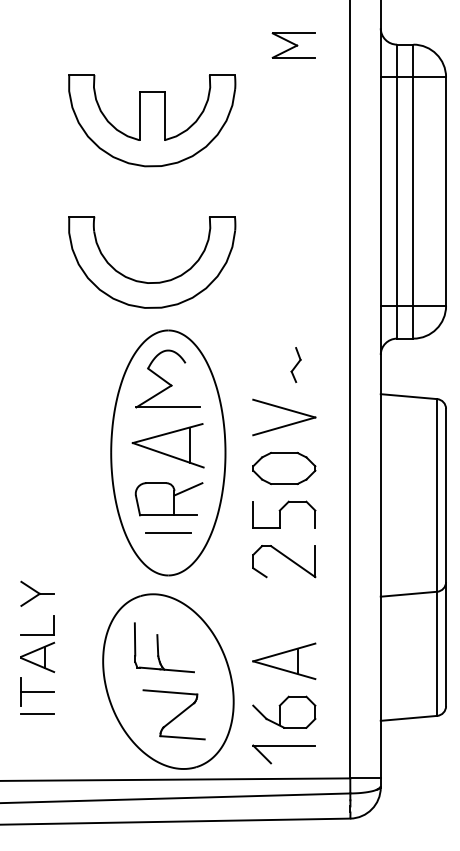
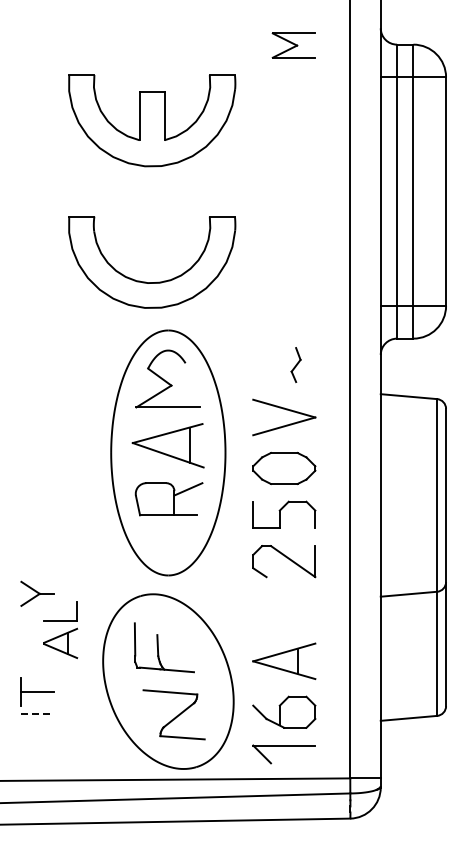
line: present -> none (168, 532)
part position: (37, 643) -> (60, 629) (60, 629)
line: solid -> dashed (38, 714)
